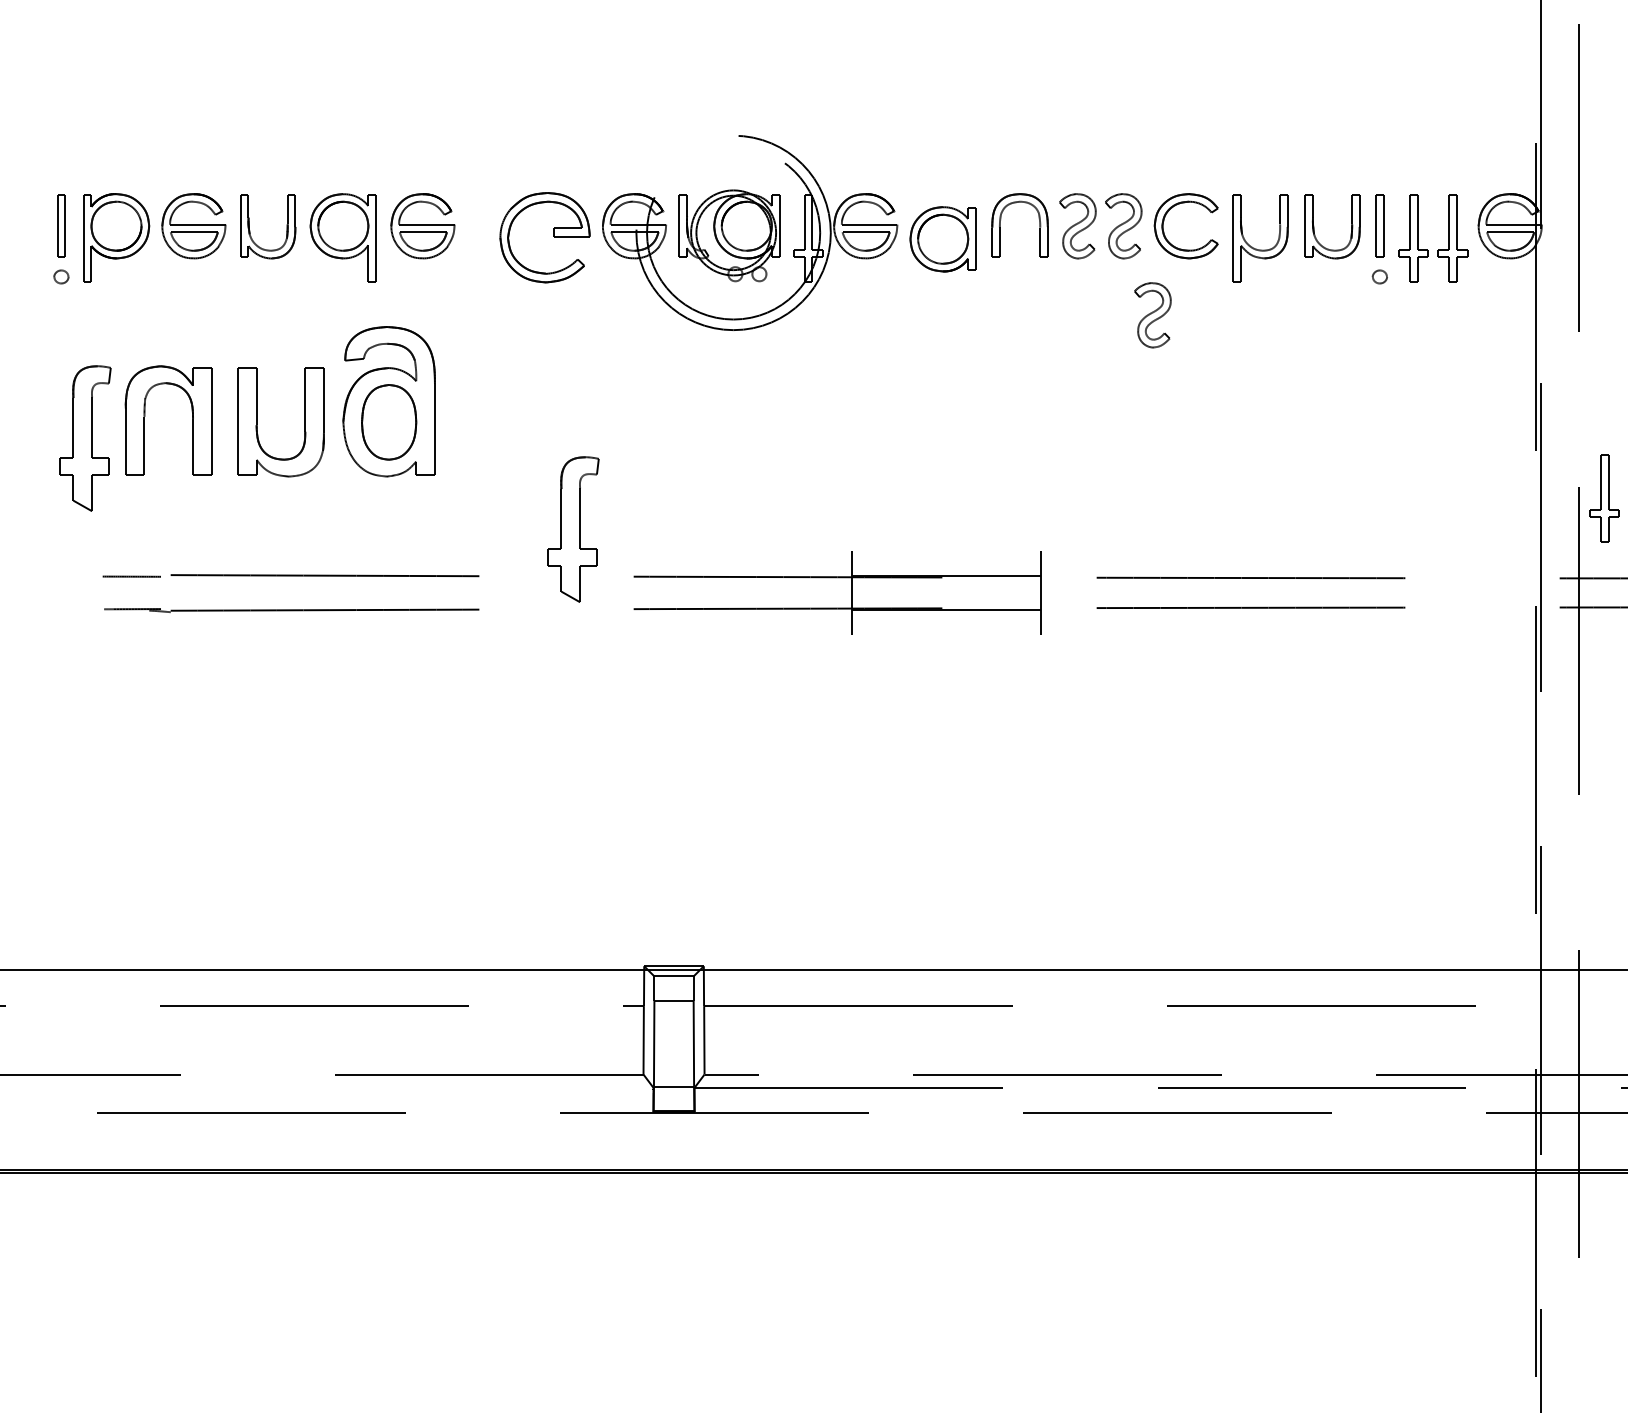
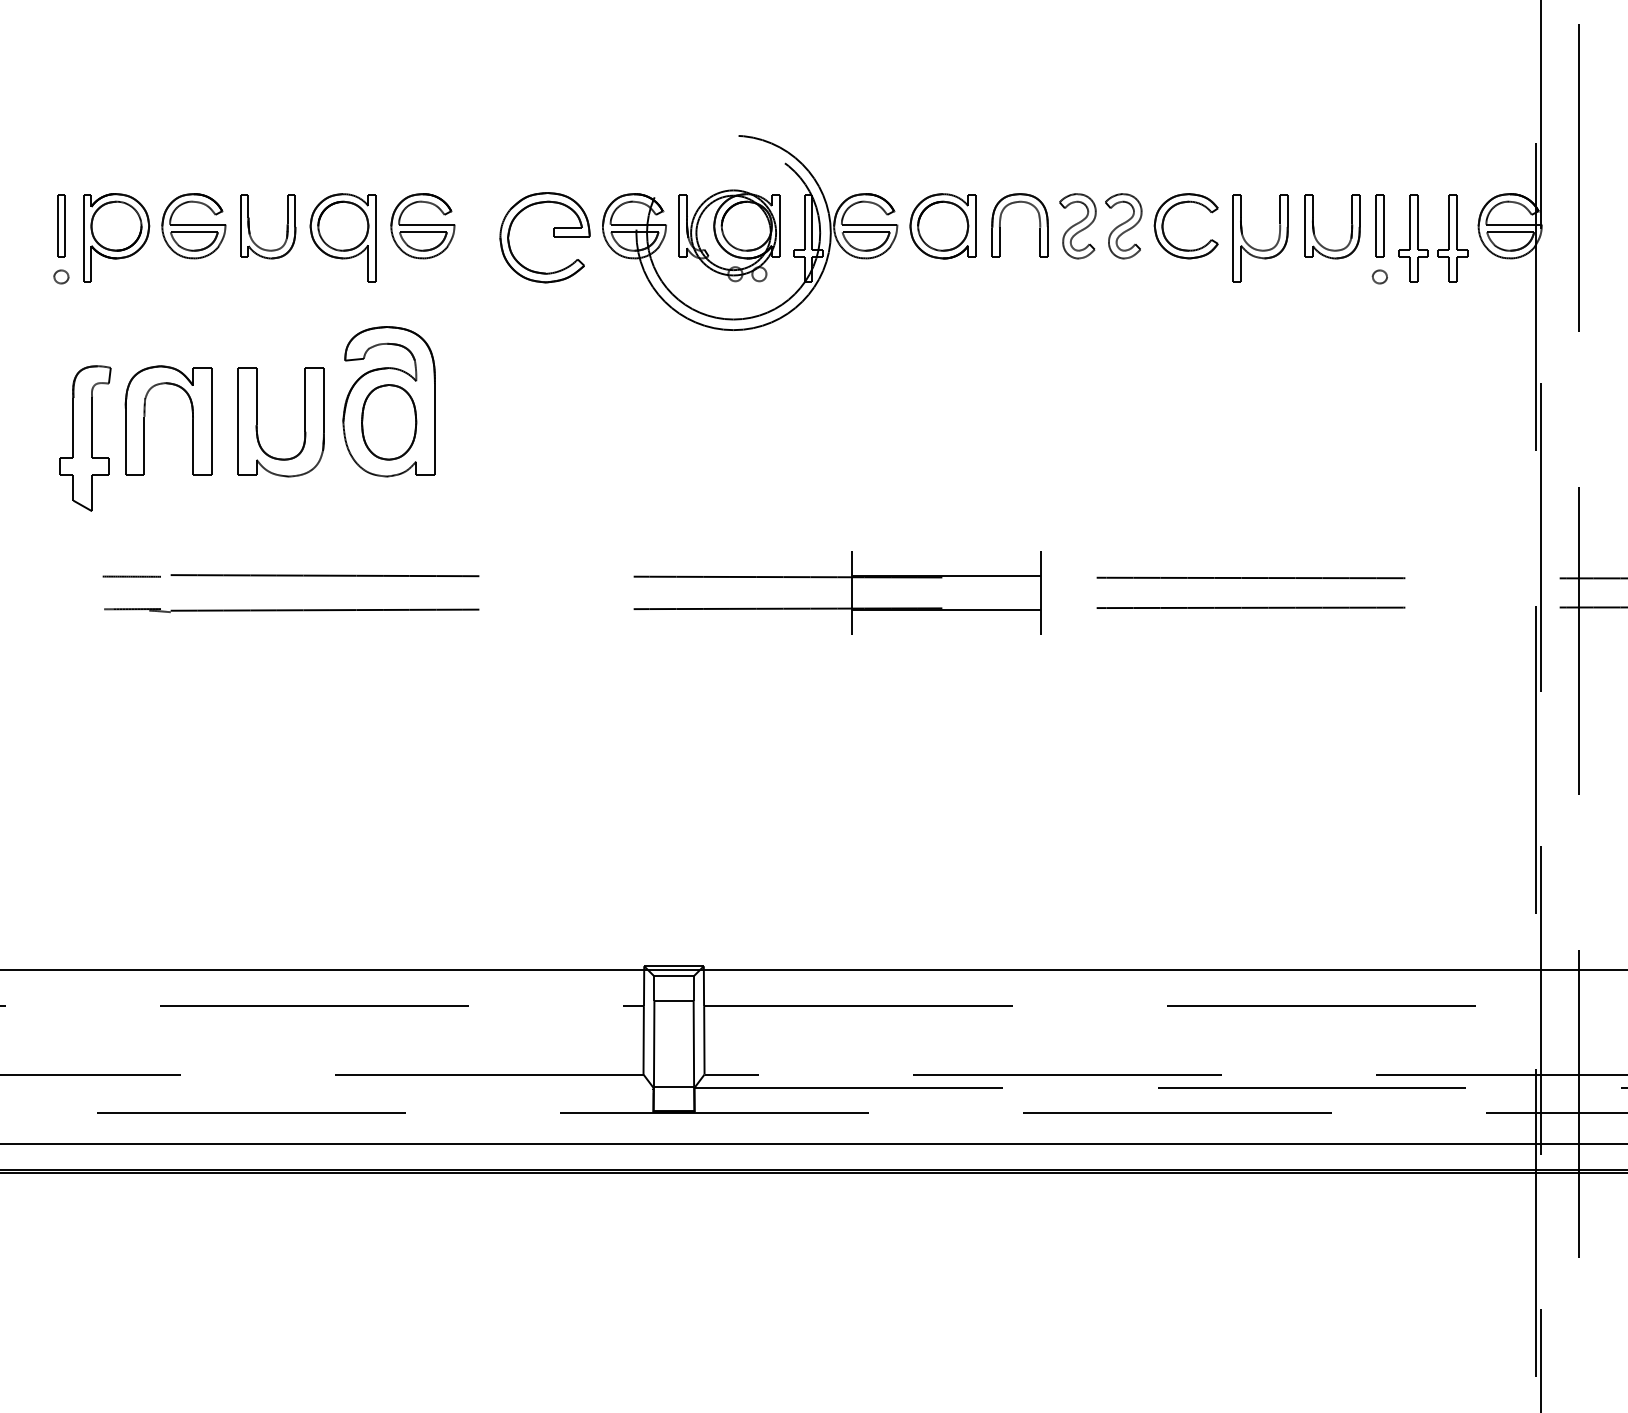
part position: (942, 239) -> (942, 226) (942, 226)
part: present -> none (1152, 315)
part: present -> none (1604, 498)
part: present -> none (573, 529)
line: none -> present (813, 1143)
